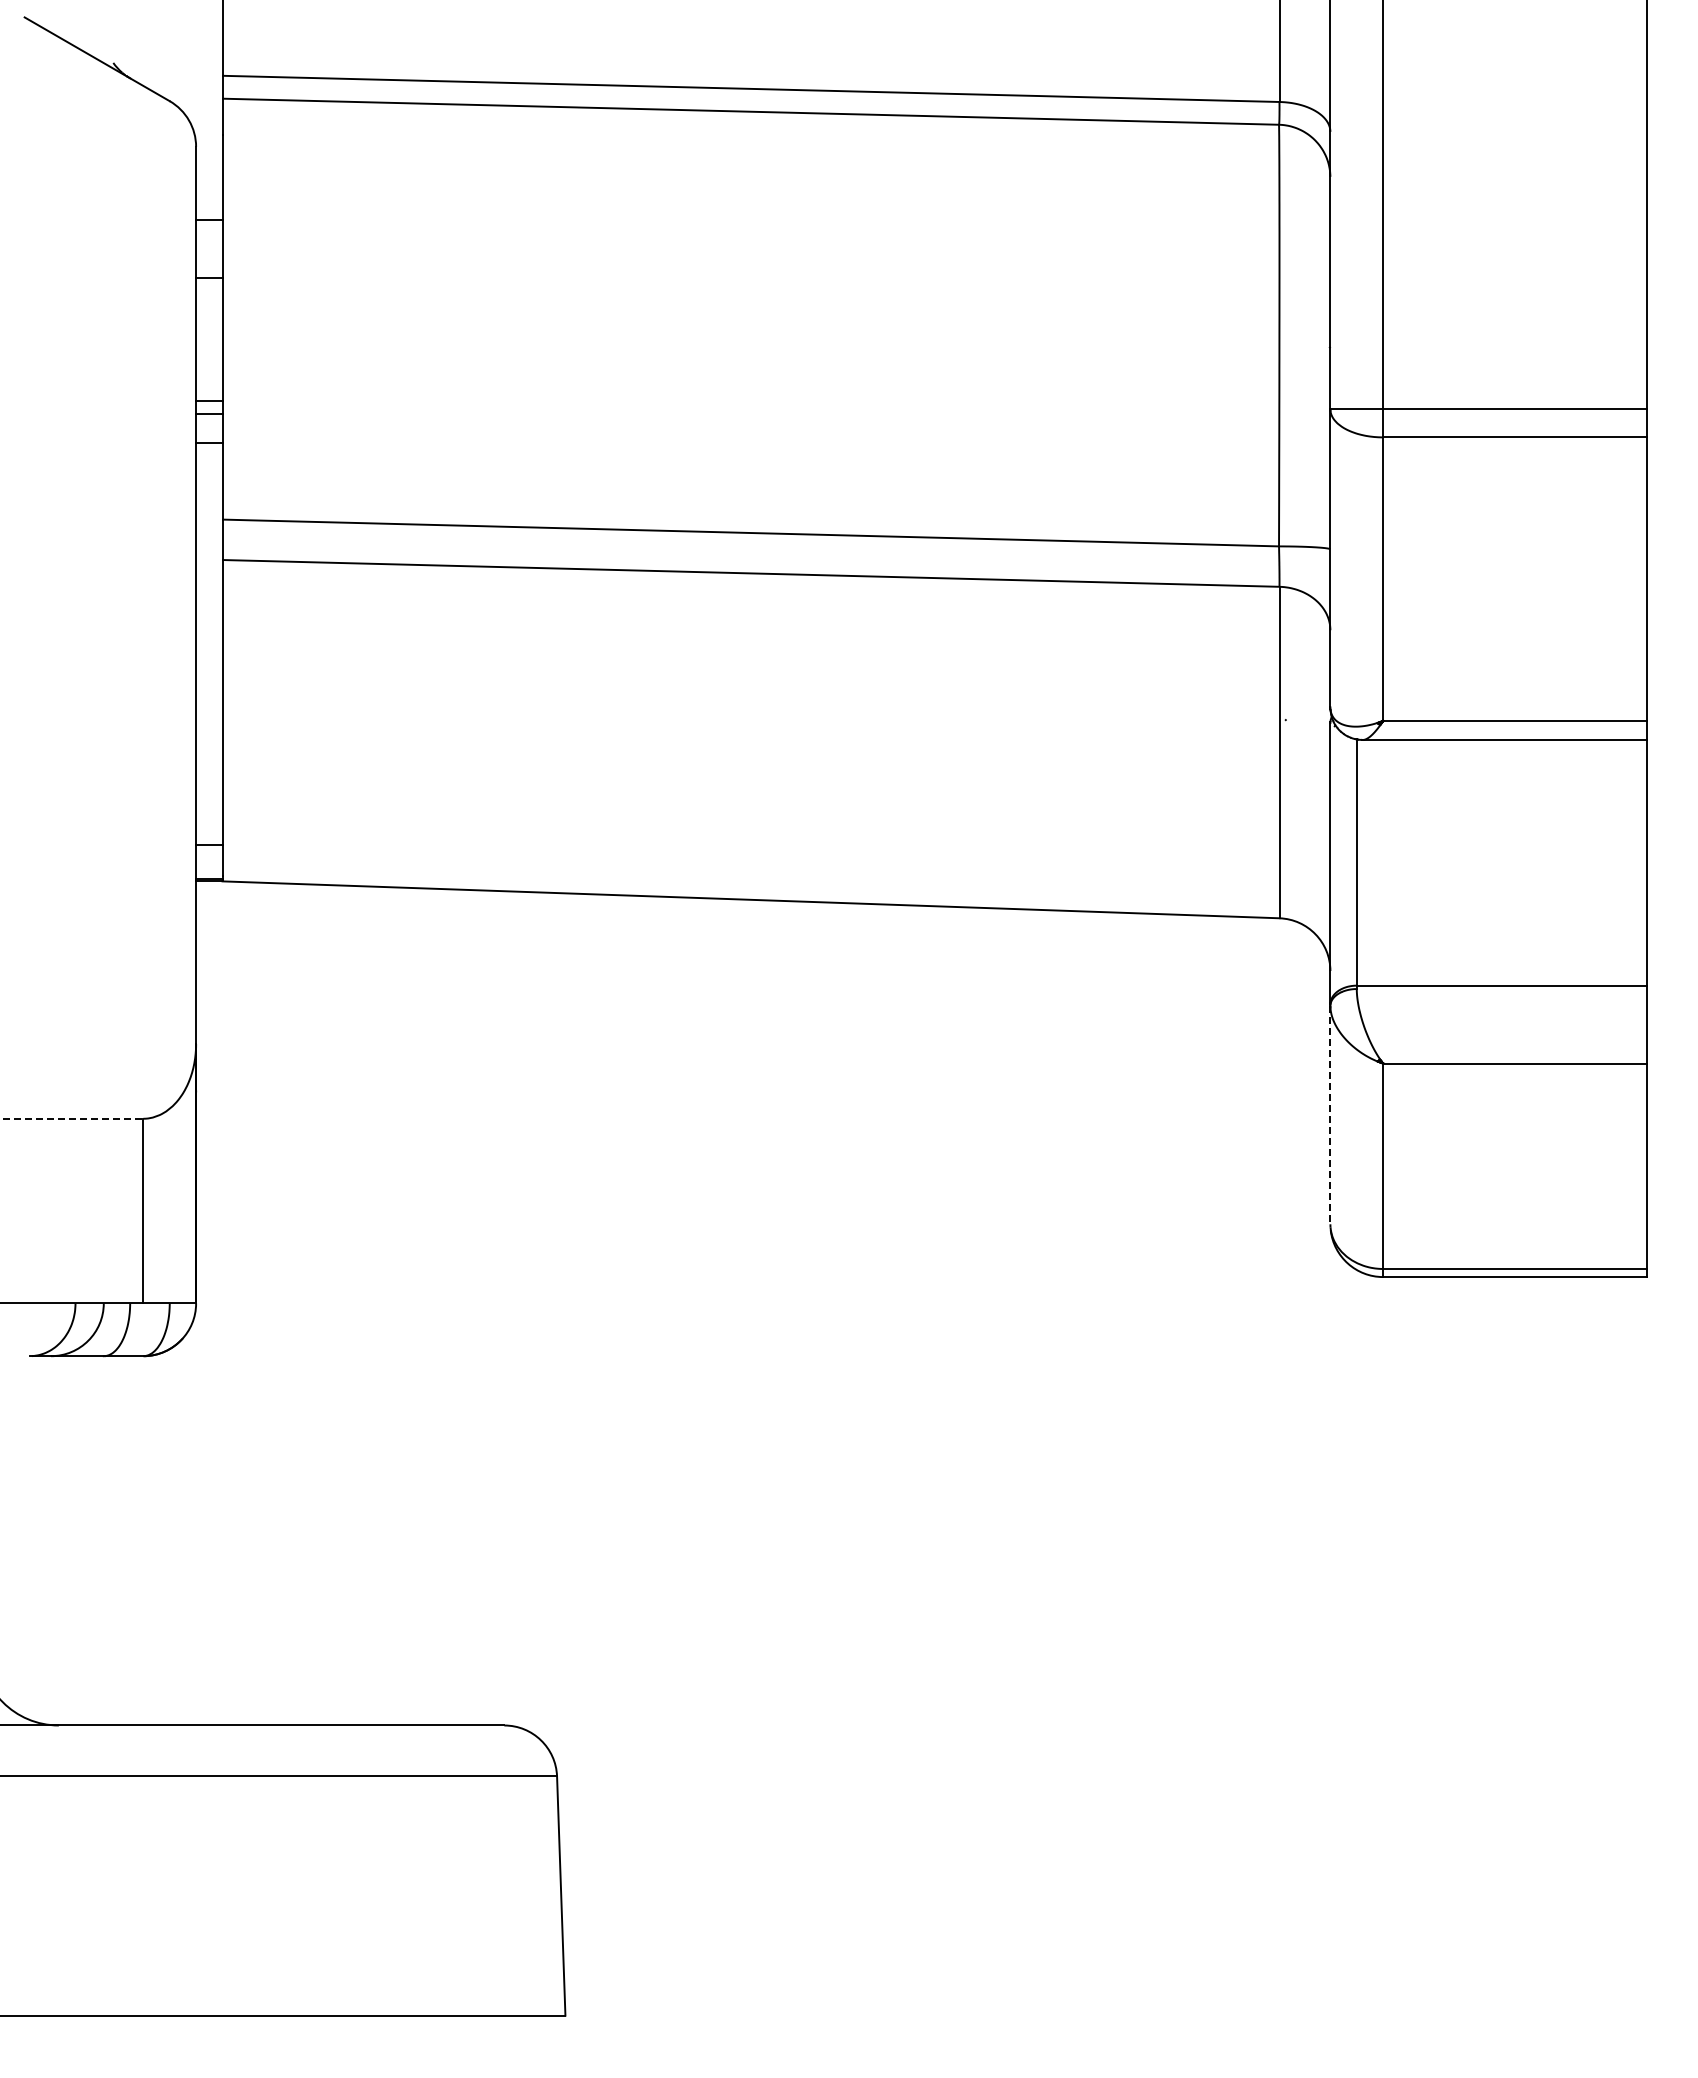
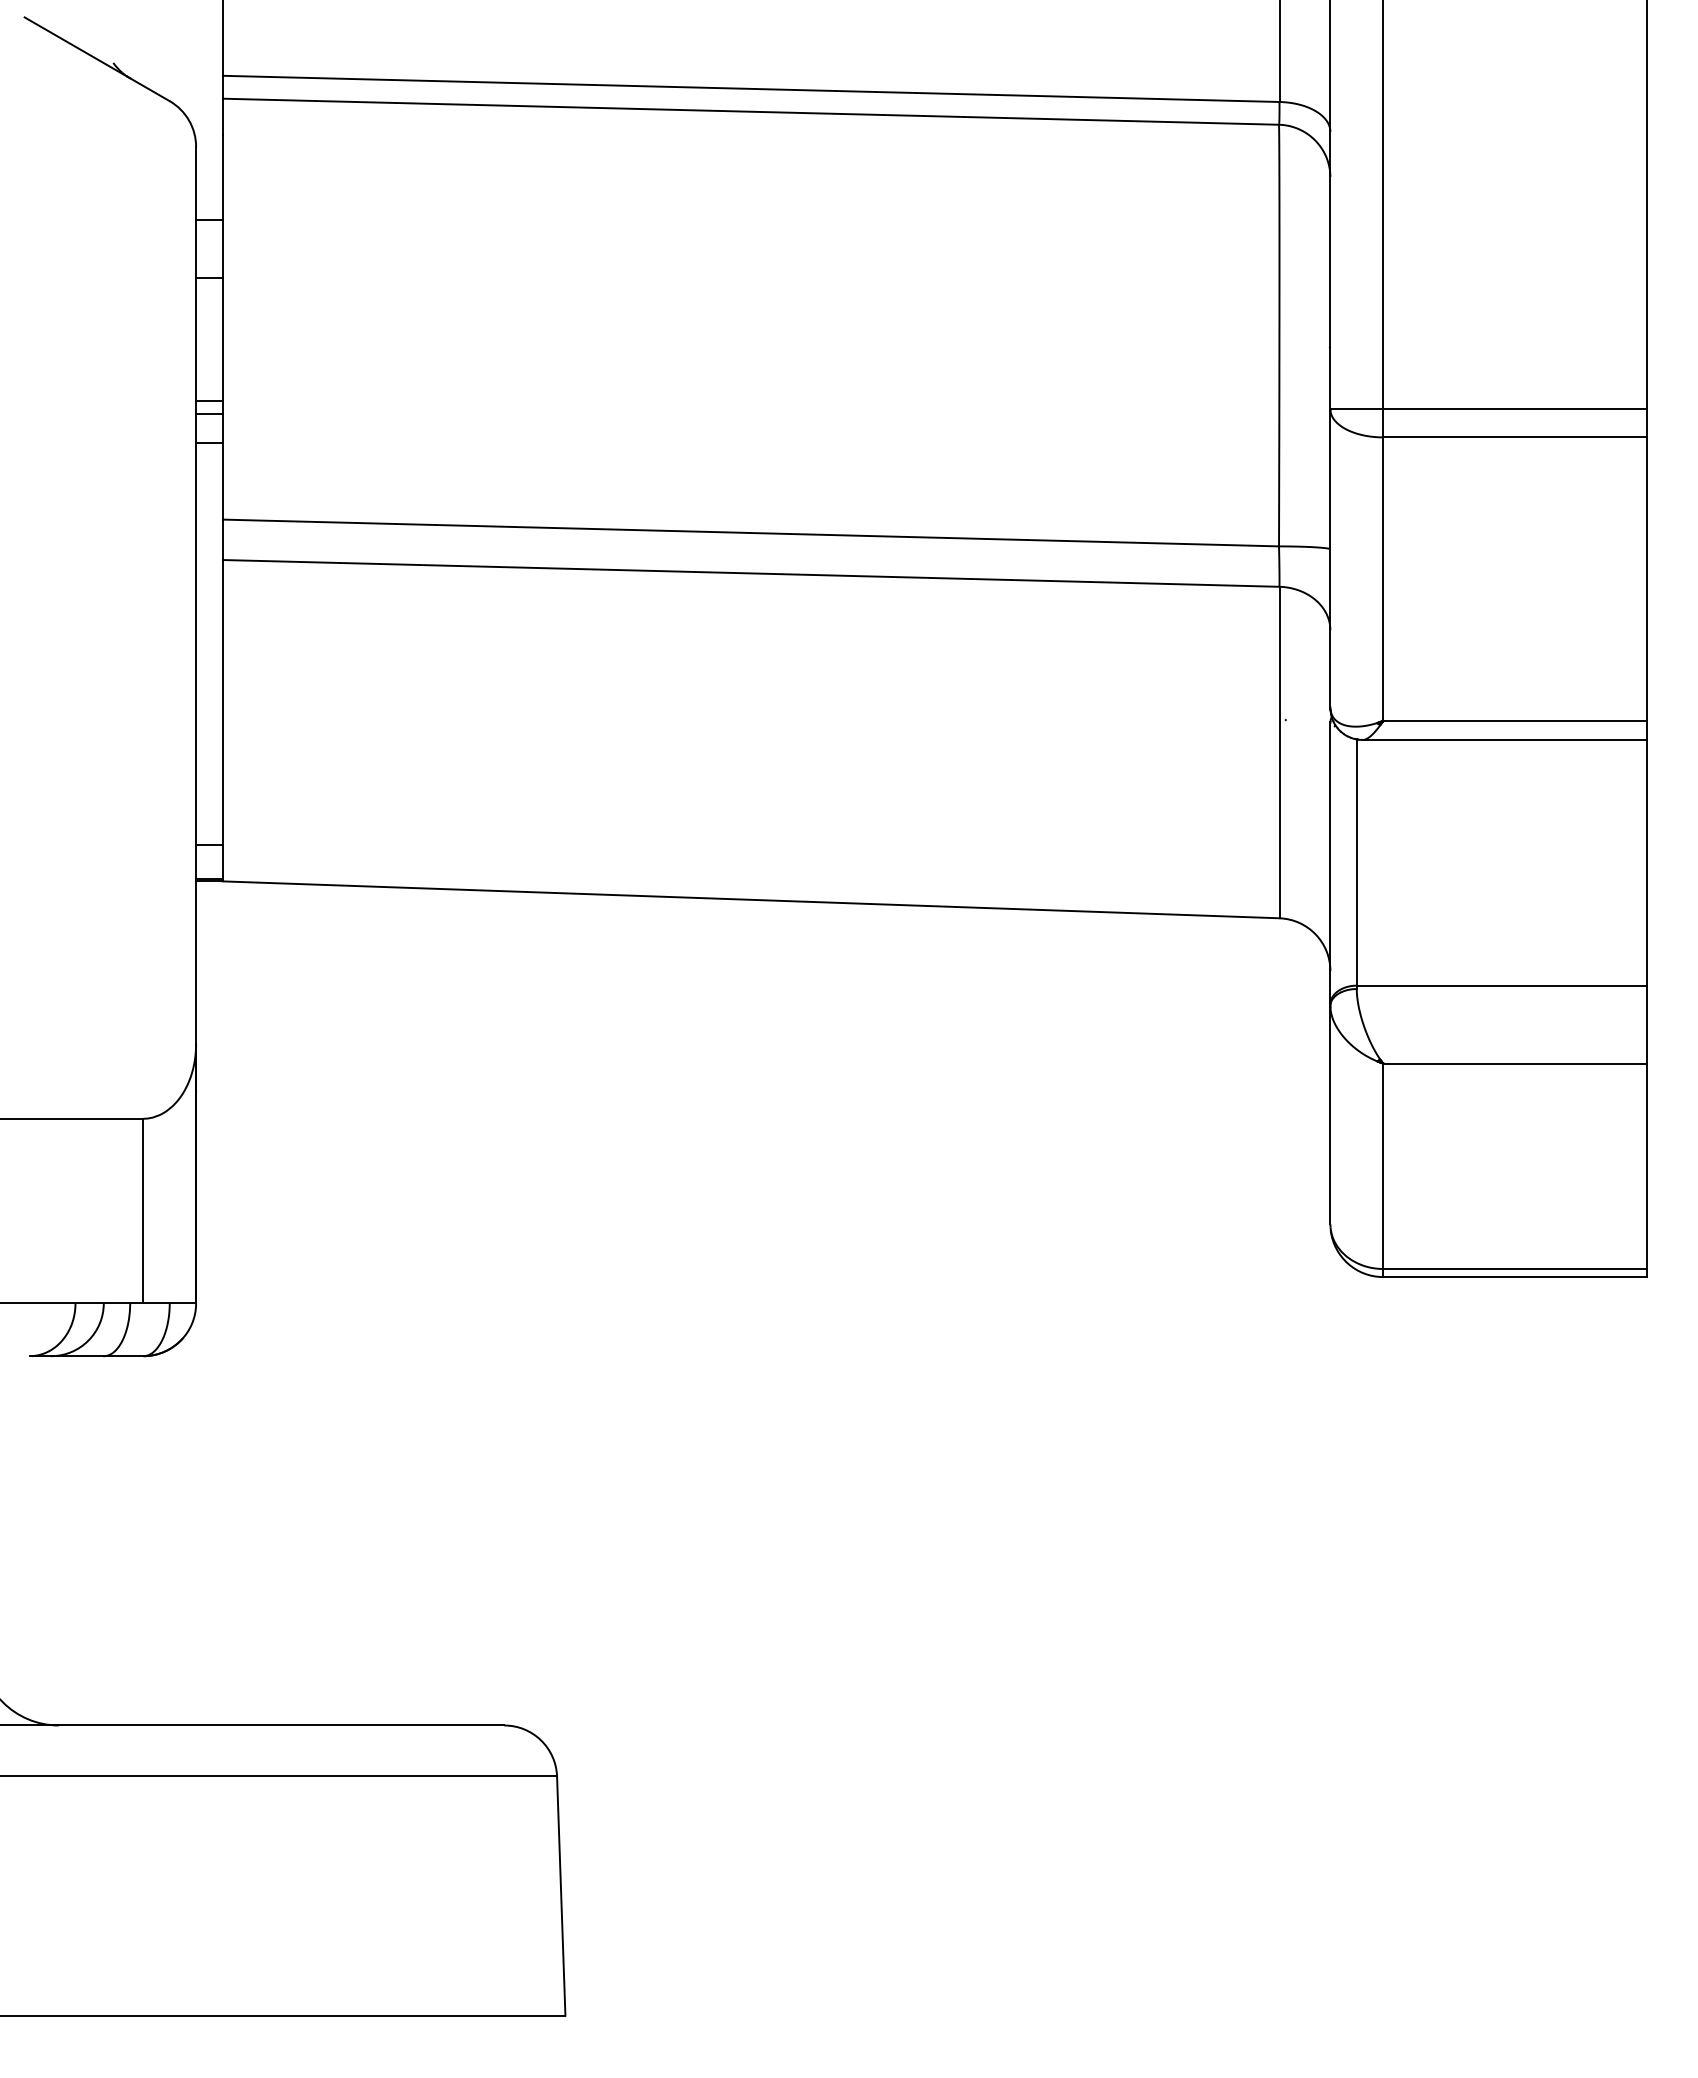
line: dashed -> solid (1330, 1115)
line: dashed -> solid (72, 1118)
